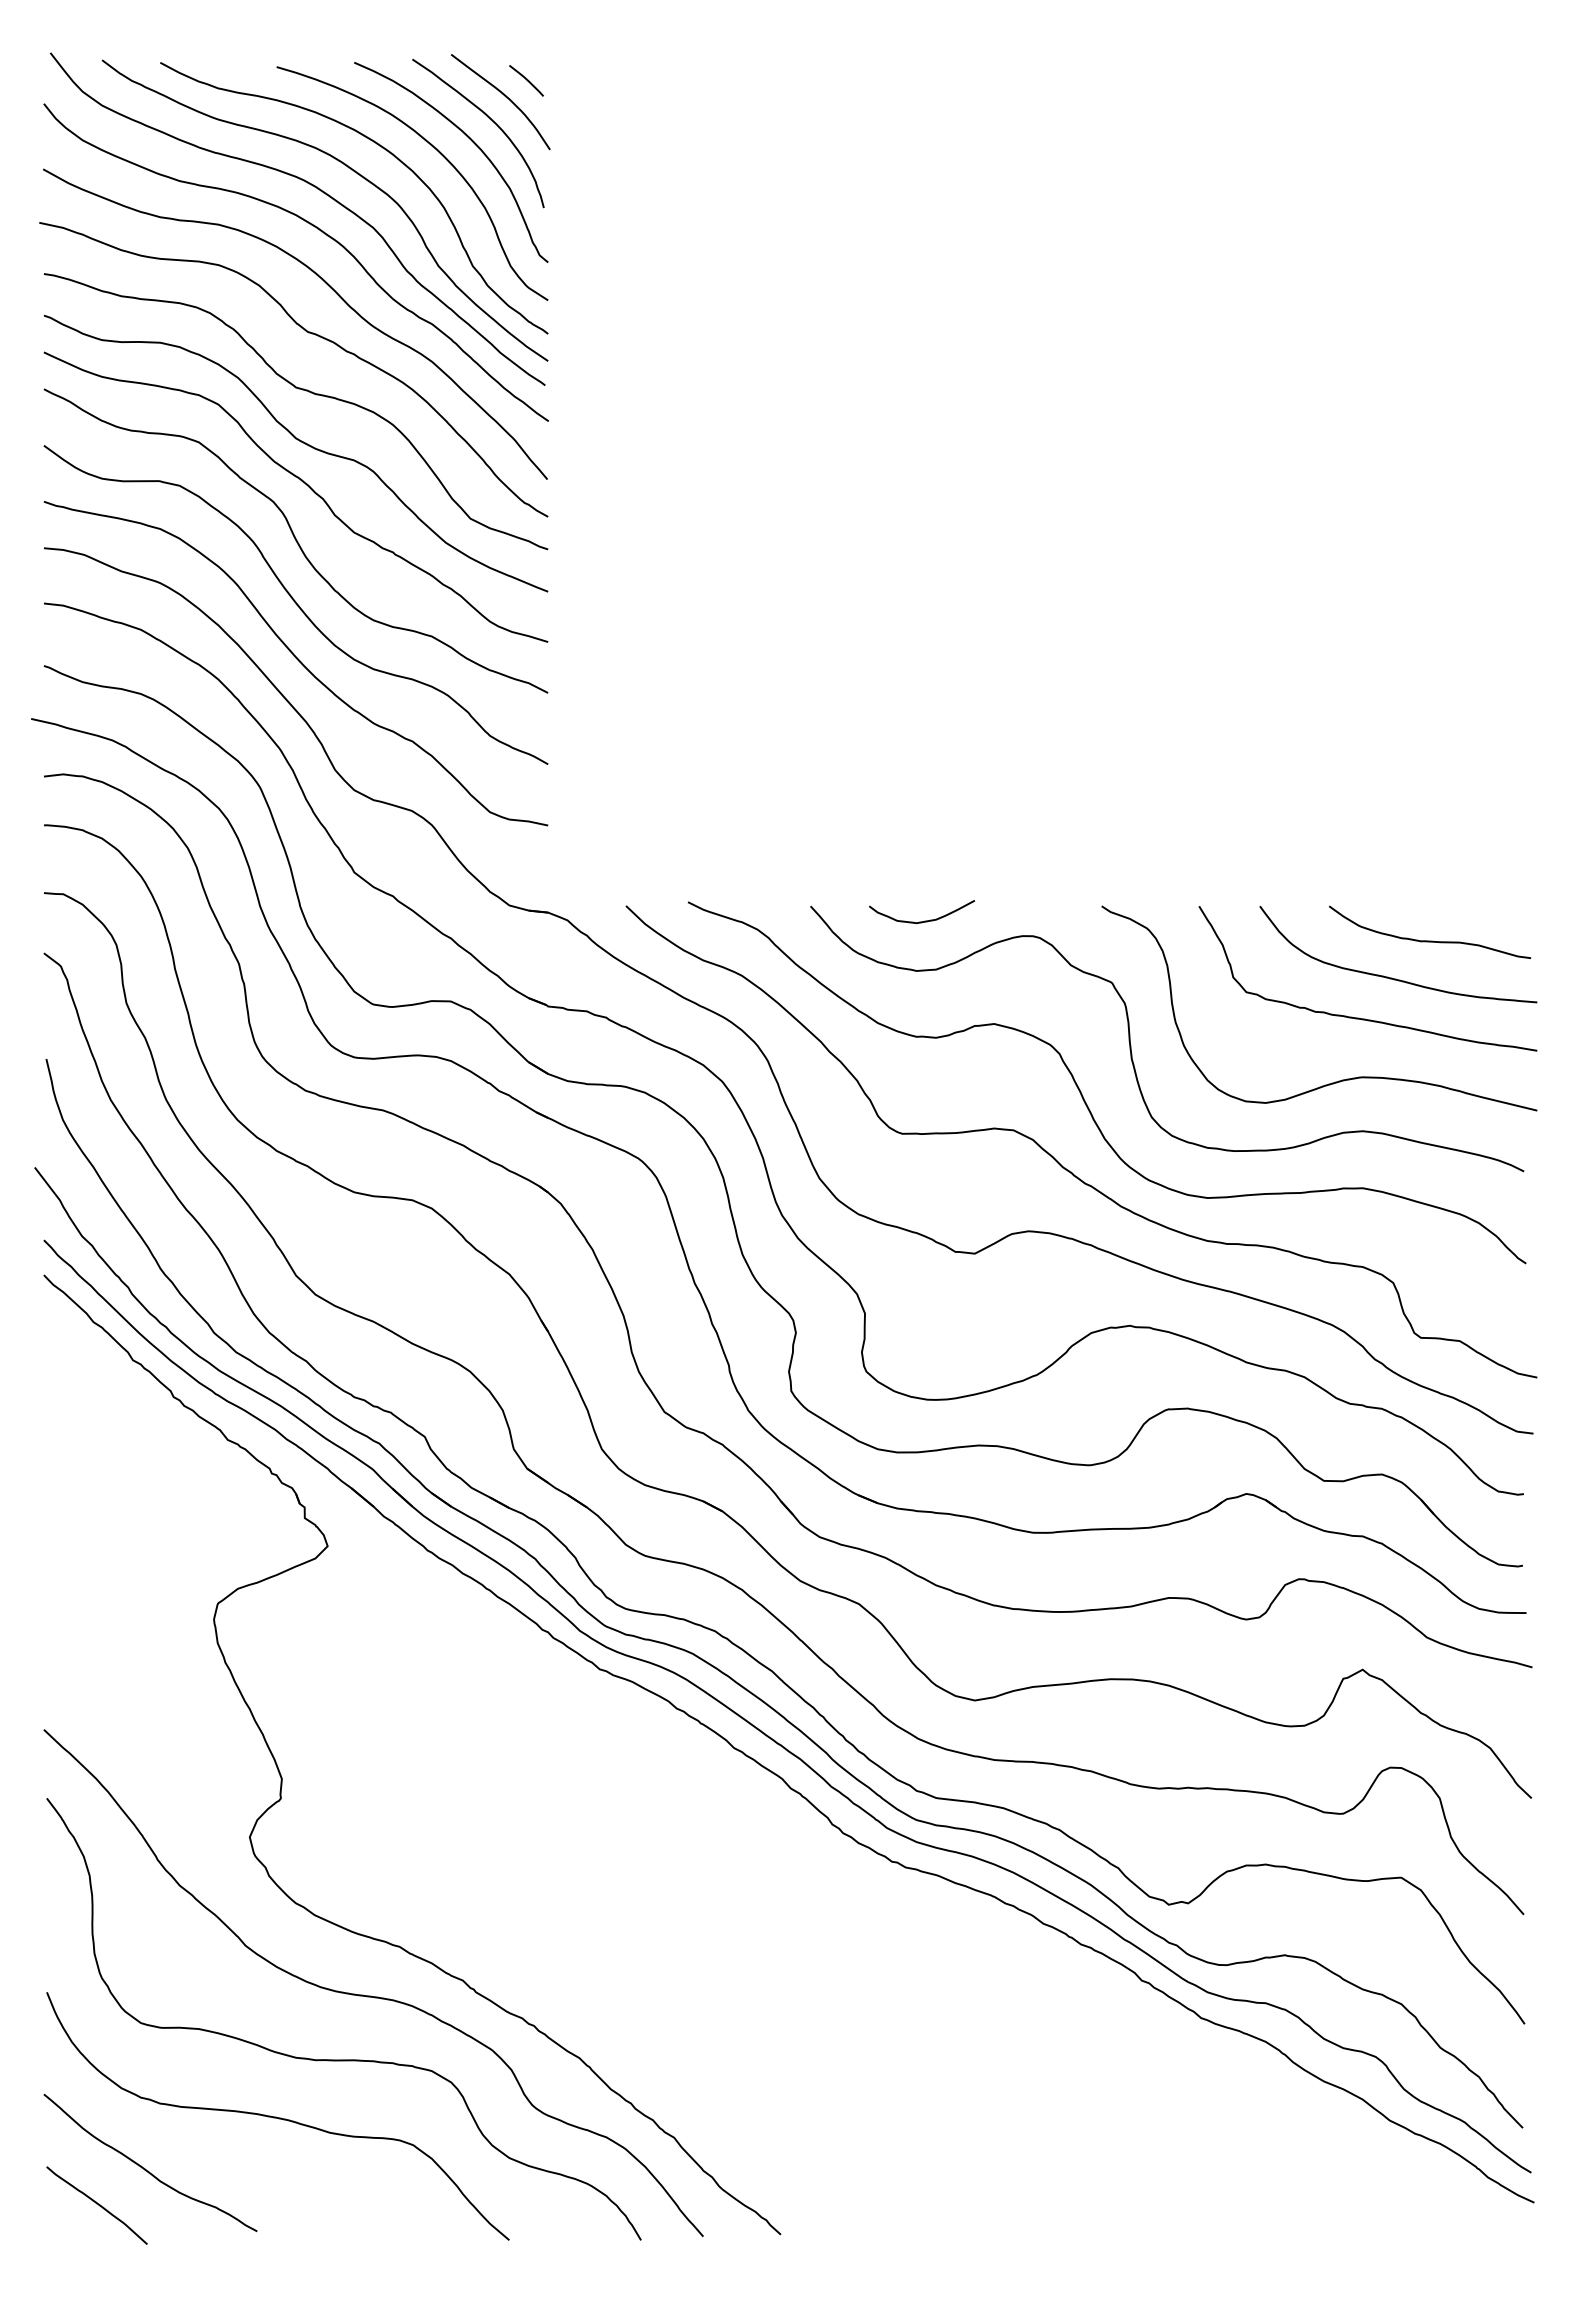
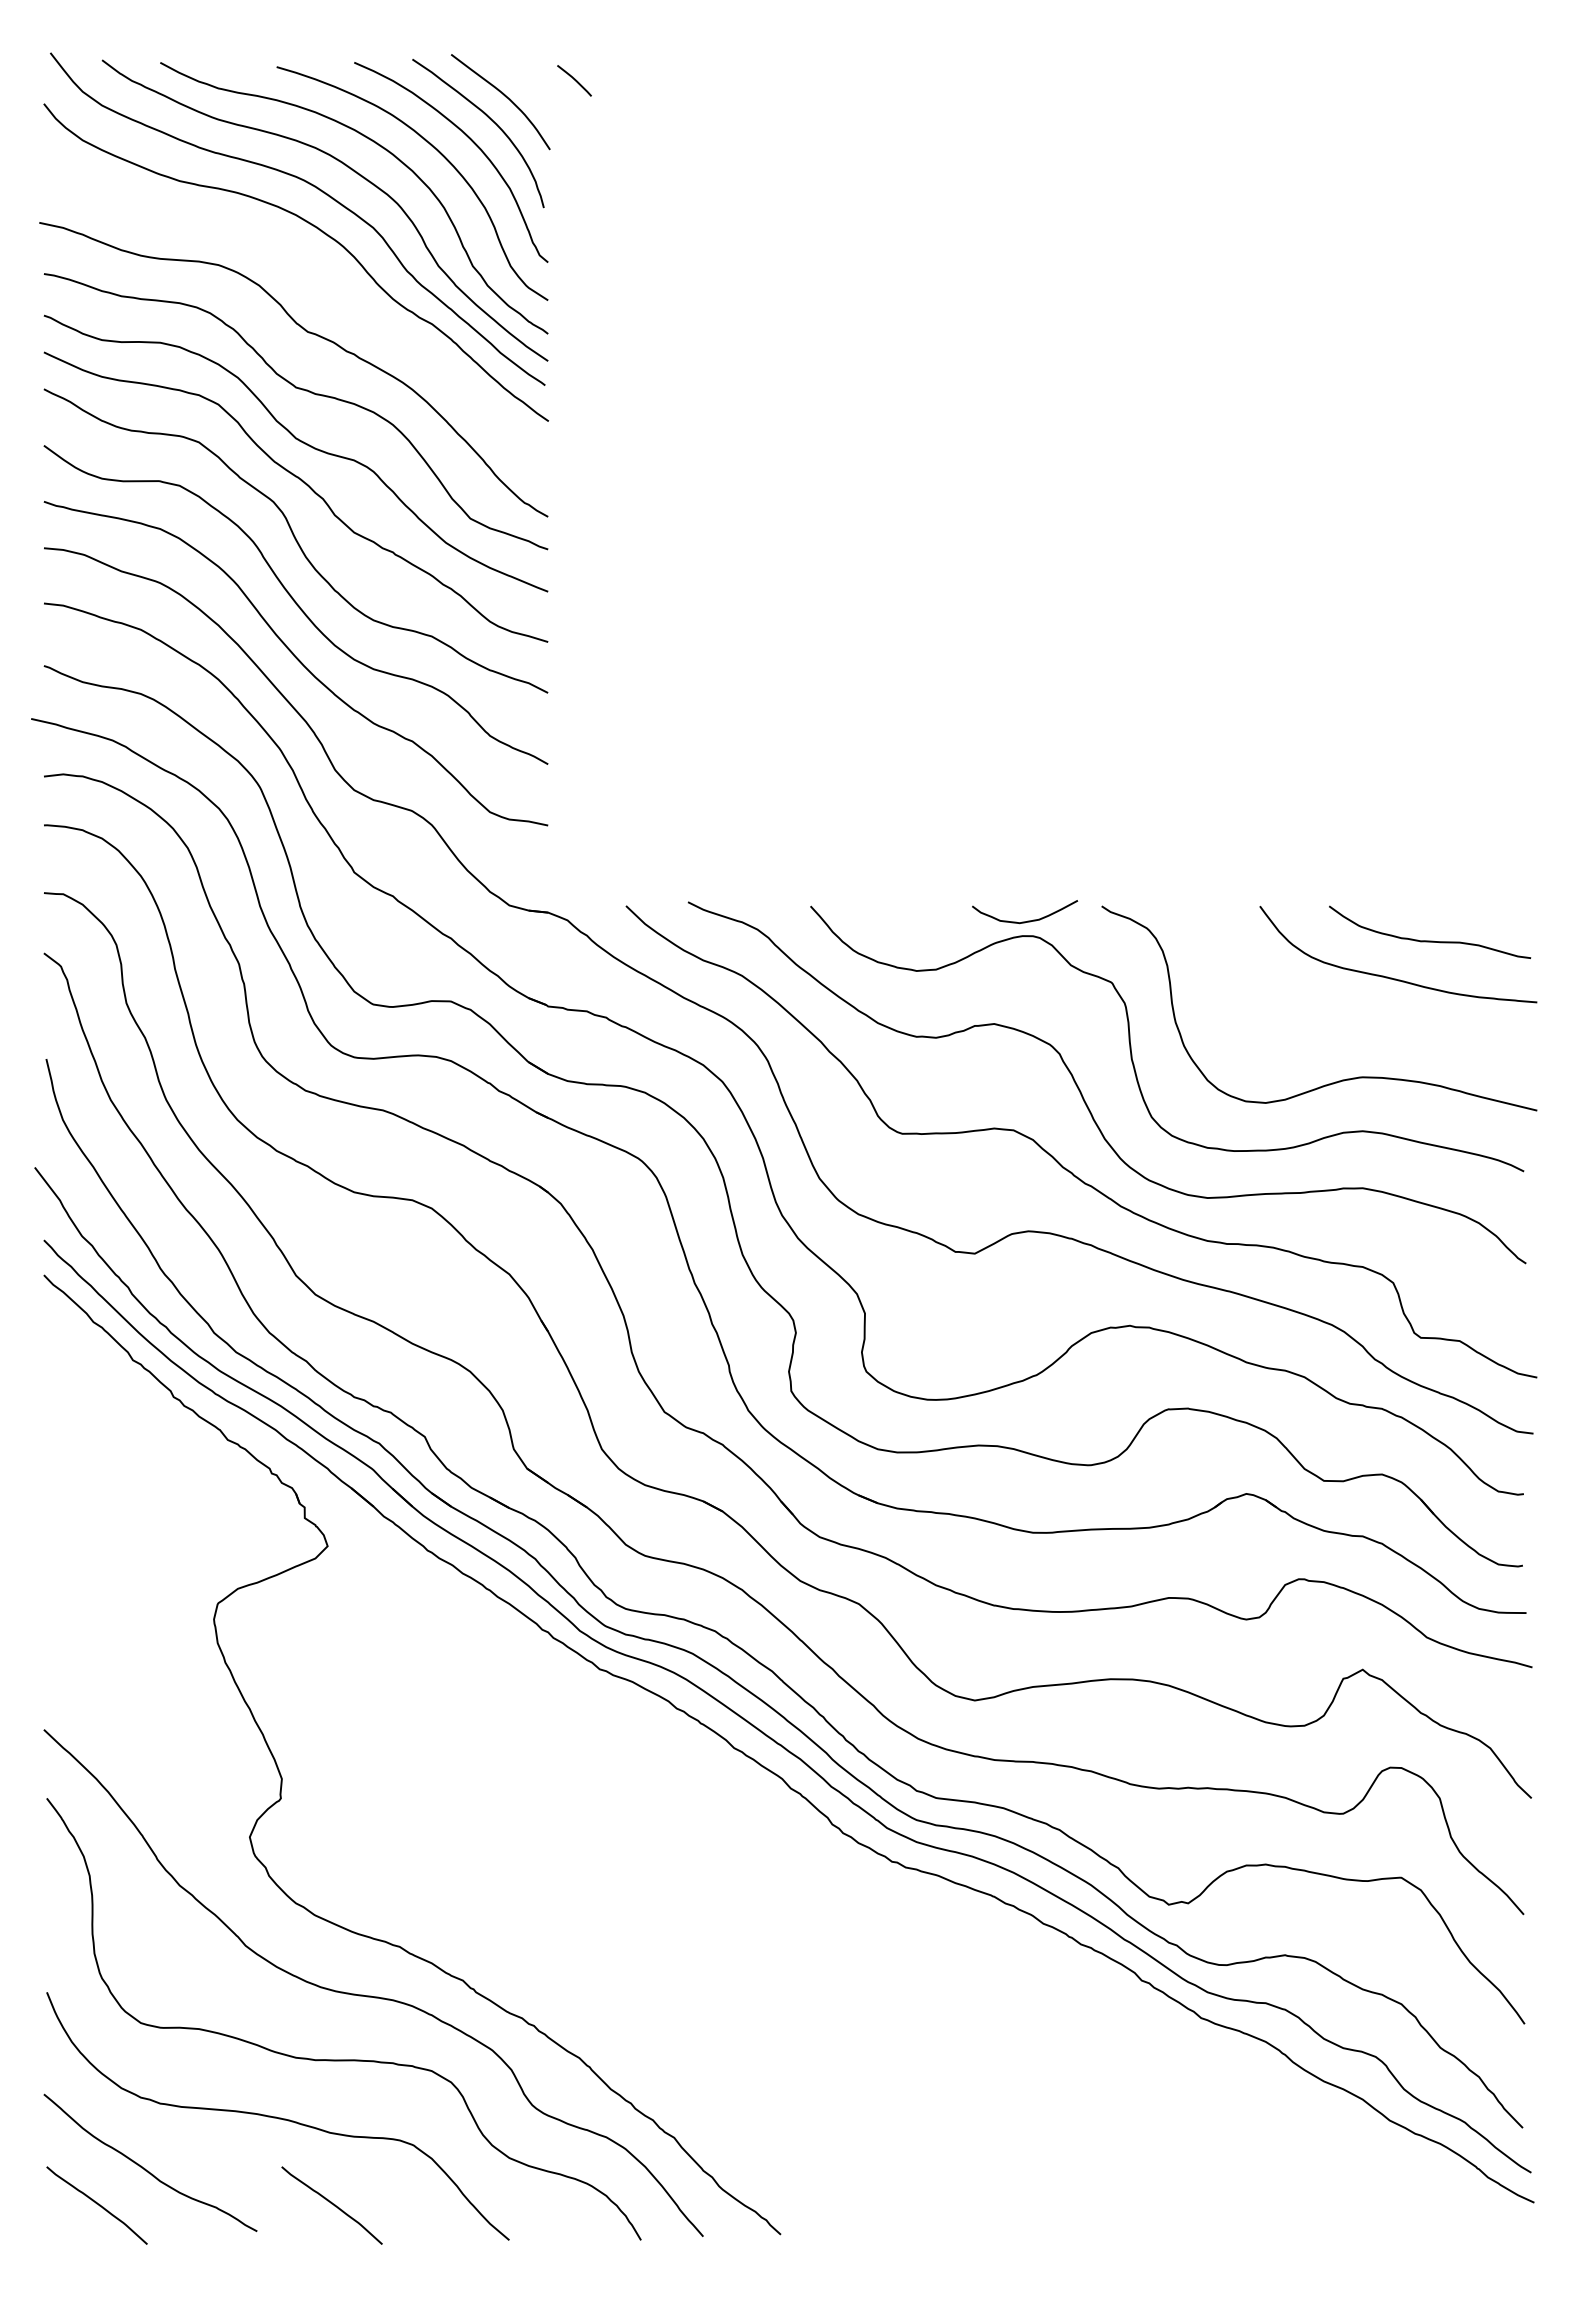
line position: (526, 80) -> (574, 80) (574, 80)
curve: present -> none (330, 288)
curve position: (924, 920) -> (1027, 920) (1027, 920)
curve: present -> none (1359, 1017)
curve: none -> present (331, 2204)
